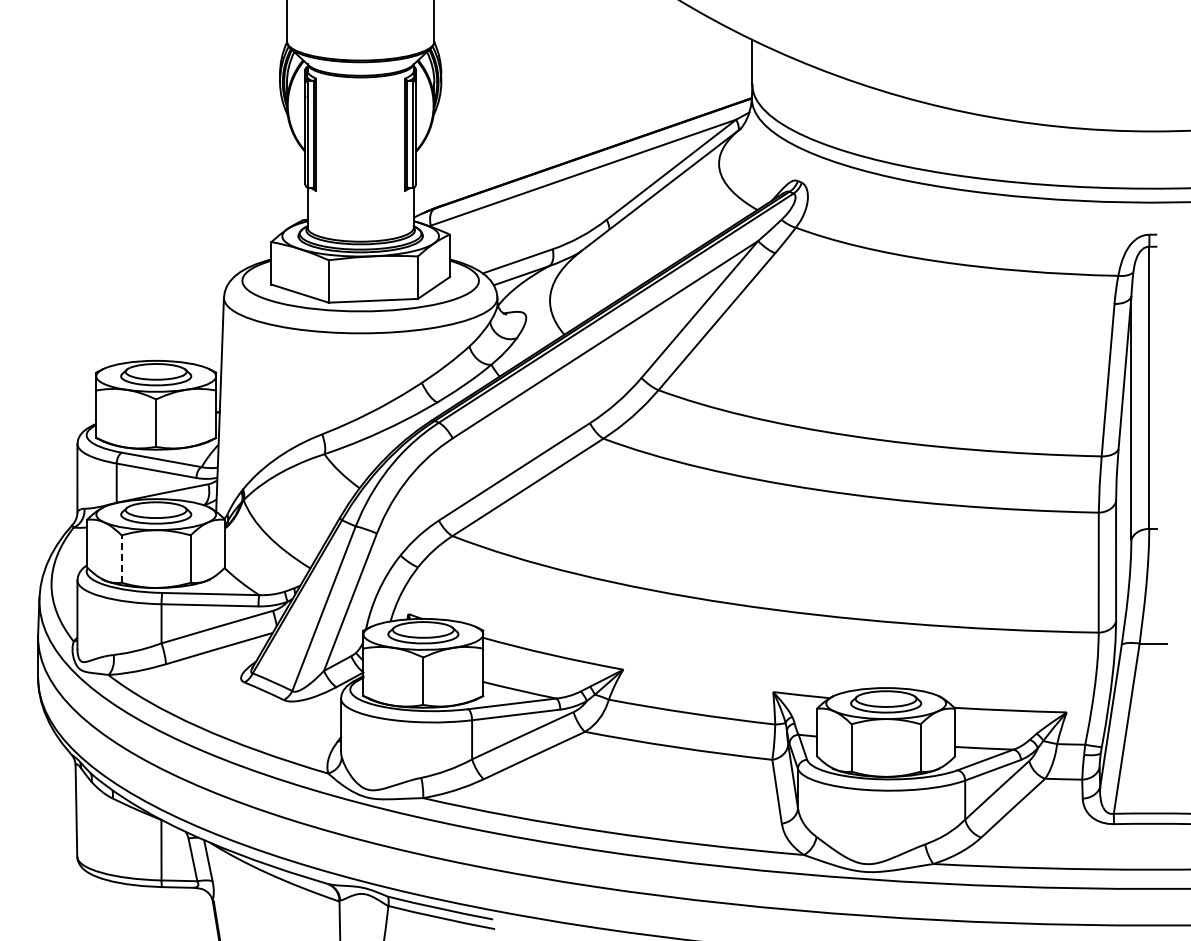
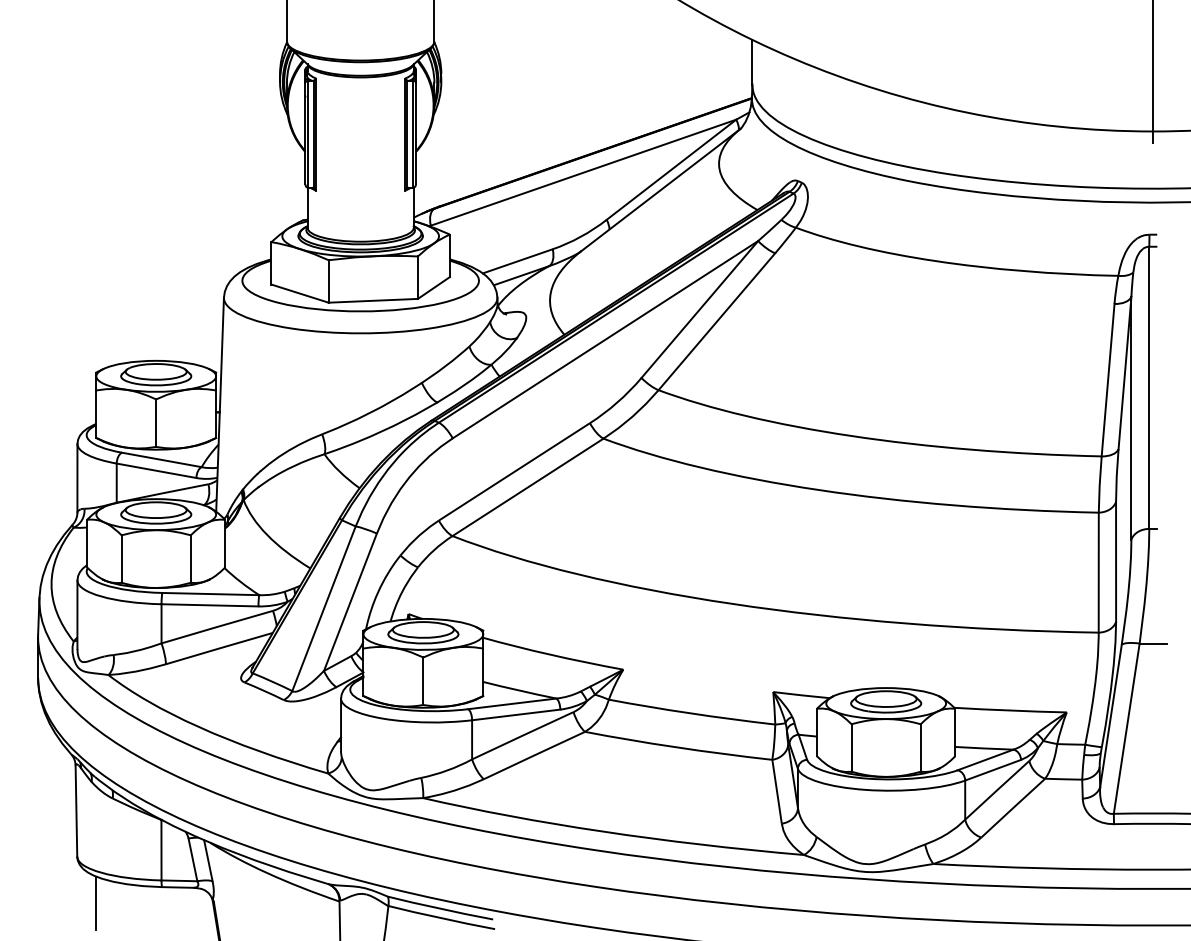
line: none -> present (1153, 72)
line: dashed -> solid (121, 559)
line: none -> present (96, 903)
